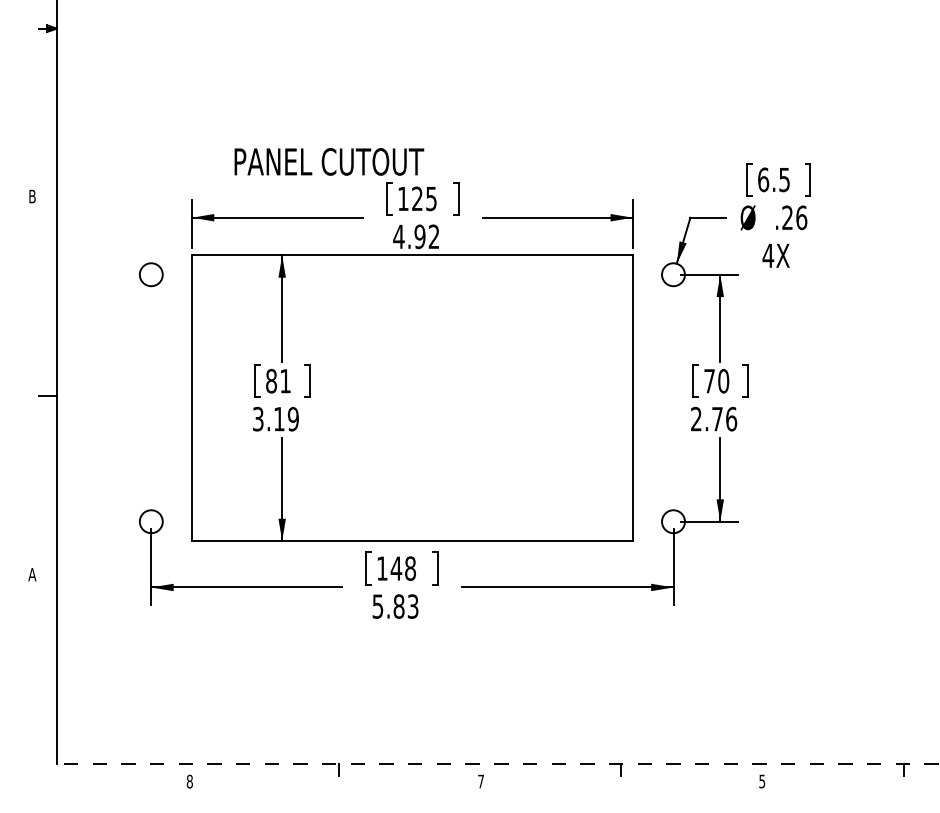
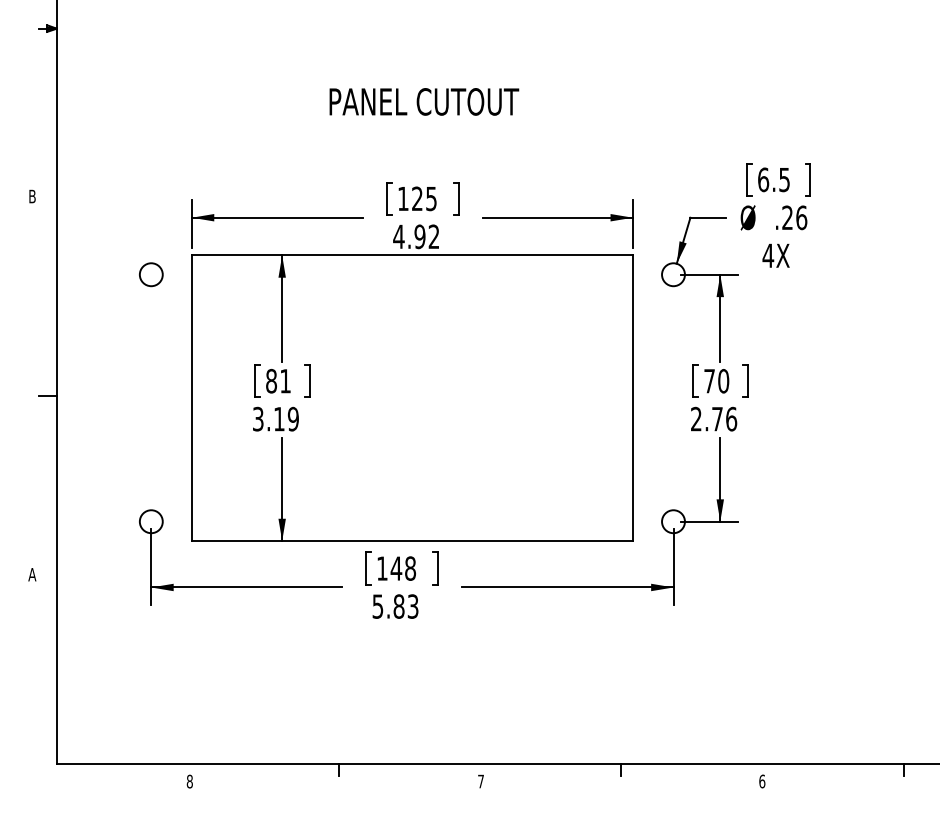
text position: (329, 161) -> (424, 101) (424, 101)
line: dashed -> solid (497, 763)
text: 5 -> 6 (762, 781)
